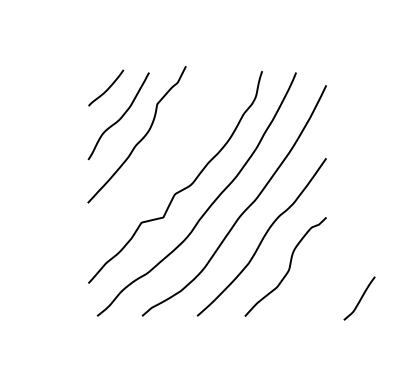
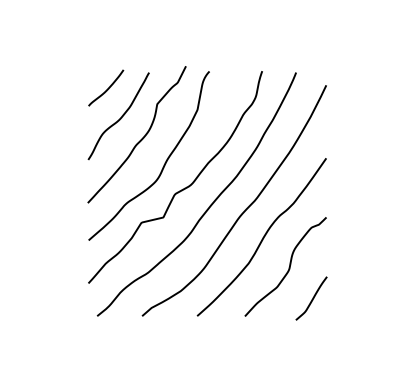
curve: none -> present (164, 162)
curve position: (360, 298) -> (312, 298) (312, 298)
